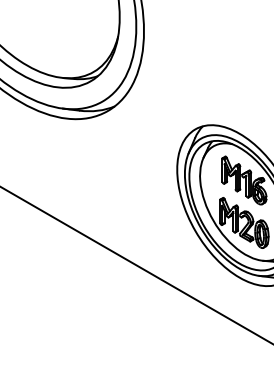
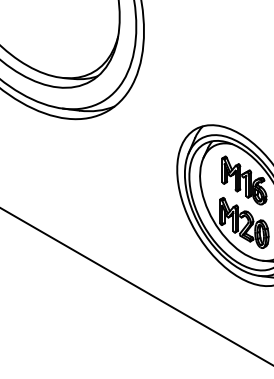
line position: (136, 265) -> (136, 286) (136, 286)
